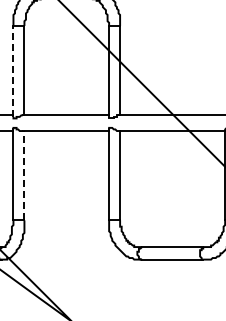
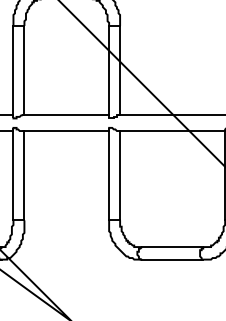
line: dashed -> solid (13, 70)
line: dashed -> solid (24, 175)
